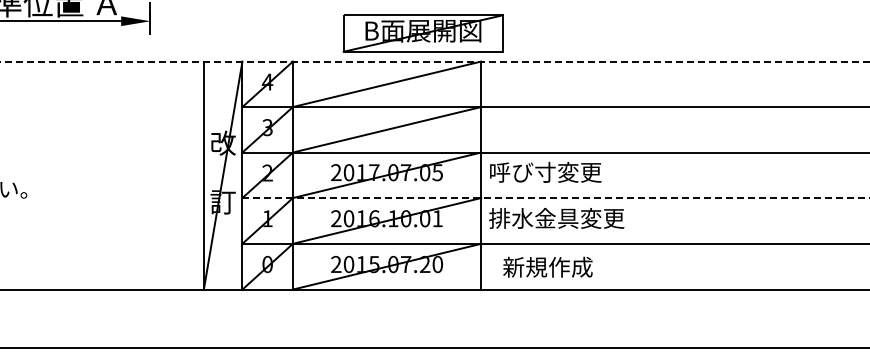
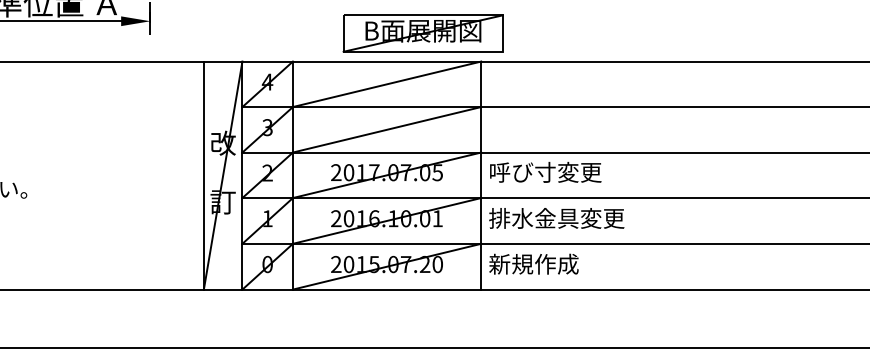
line: dashed -> solid (435, 61)
line: dashed -> solid (556, 198)
text position: (547, 266) -> (533, 263) (533, 263)
